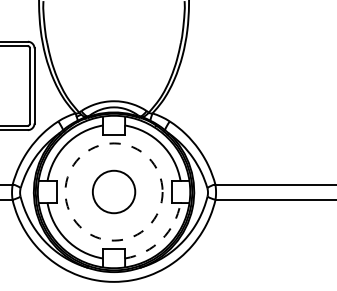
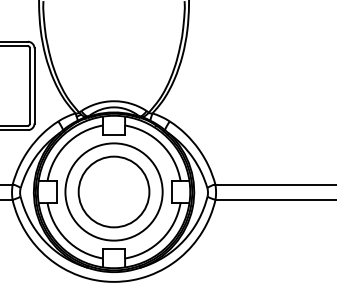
circle diameter: 42 px -> 71 px (113, 191)
circle: dashed -> solid (113, 191)
arc: dashed -> solid (161, 239)
